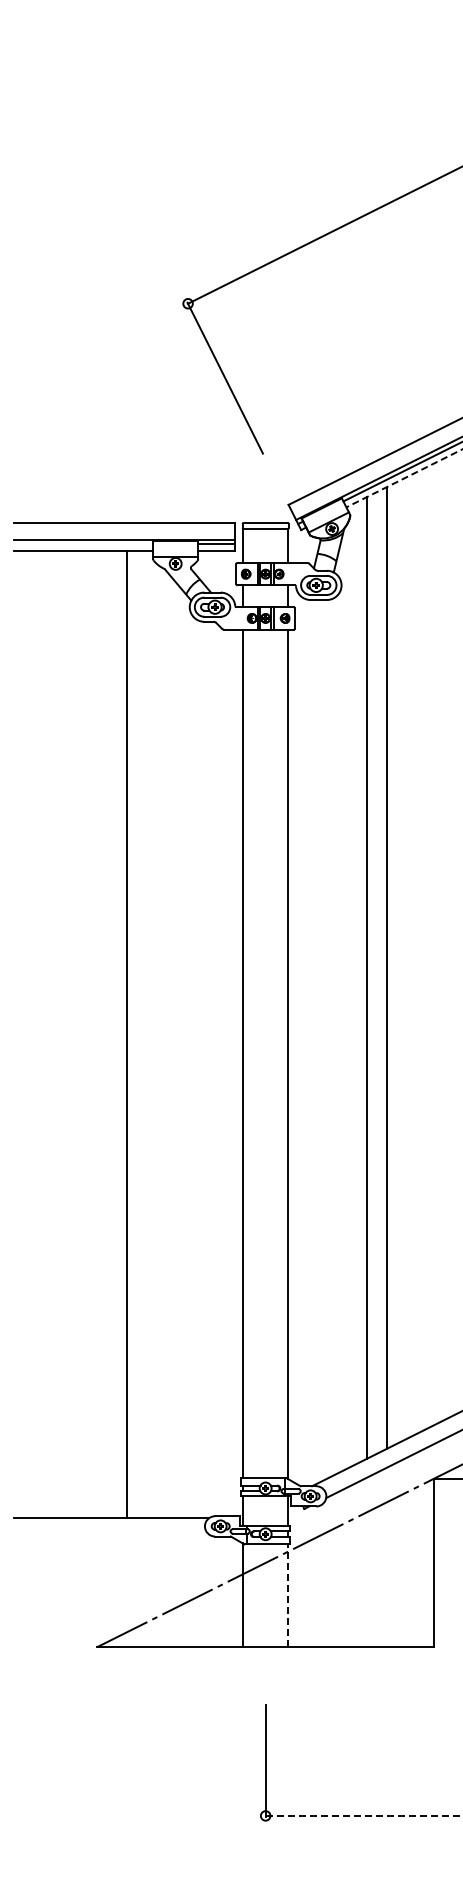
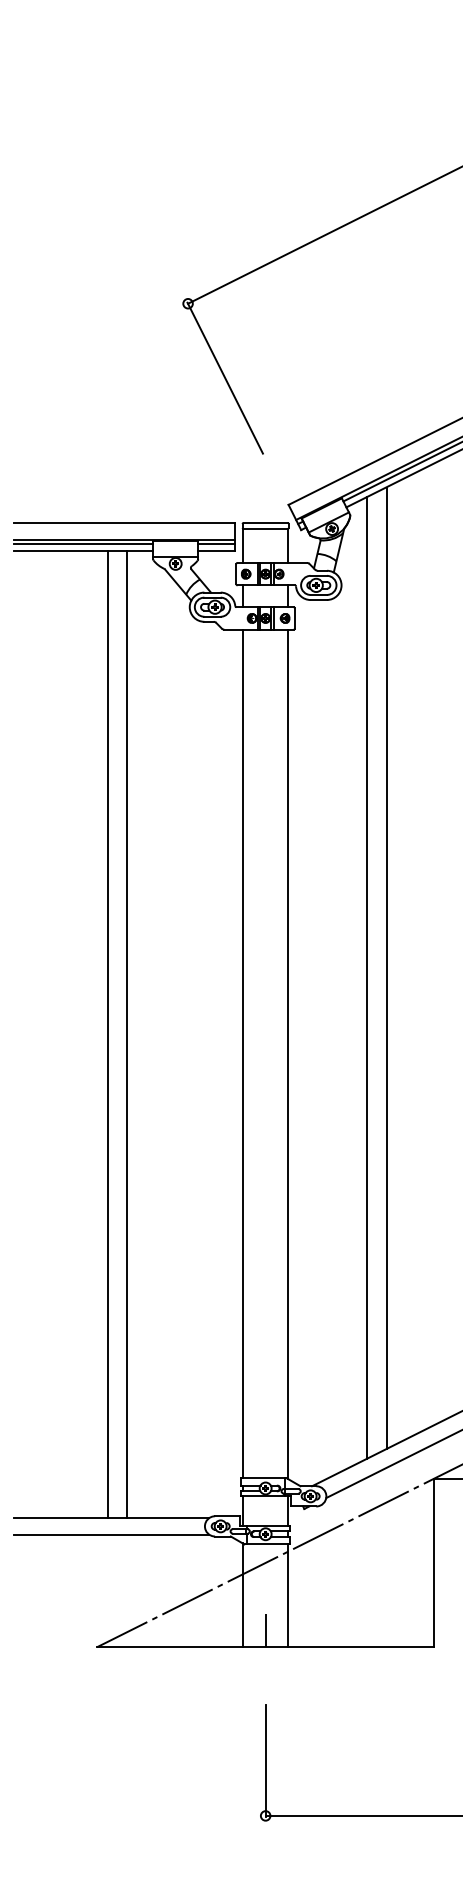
line: dashed -> solid (404, 478)
line: none -> present (83, 544)
line: none -> present (107, 1034)
line: none -> present (111, 1534)
line: dashed -> solid (288, 1595)
line: none -> present (265, 1630)
line: dashed -> solid (364, 1815)
